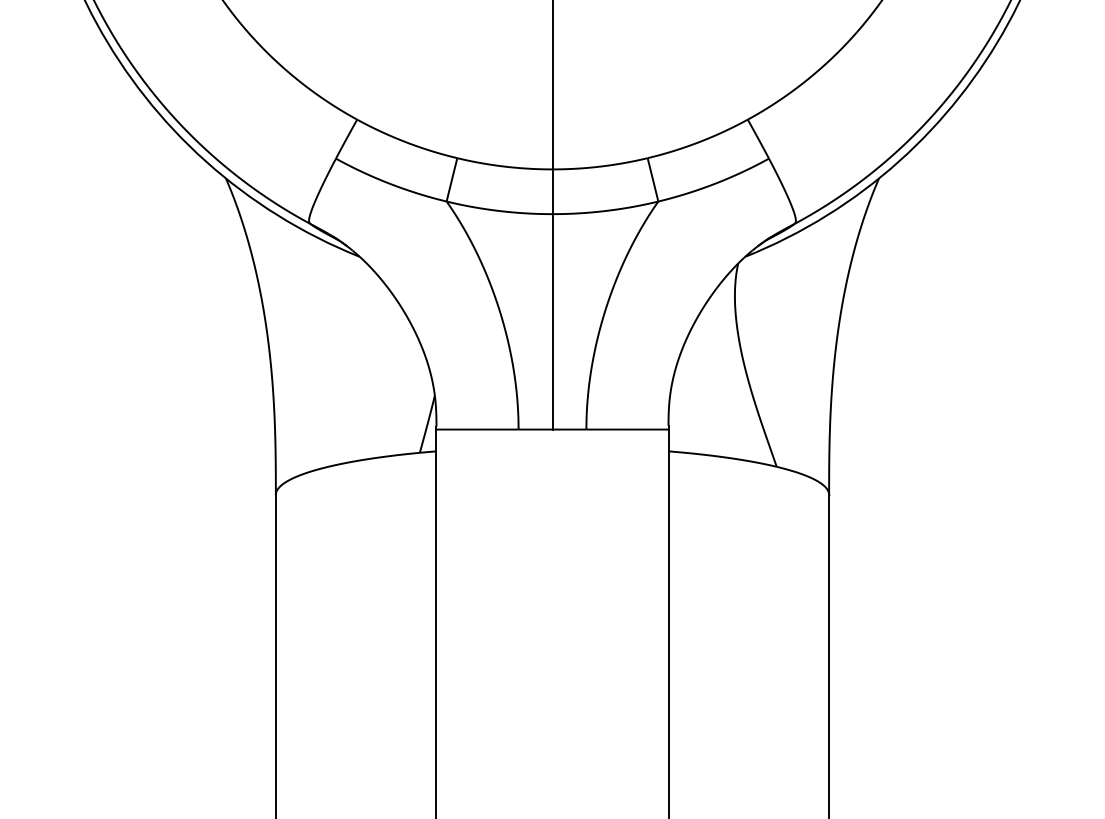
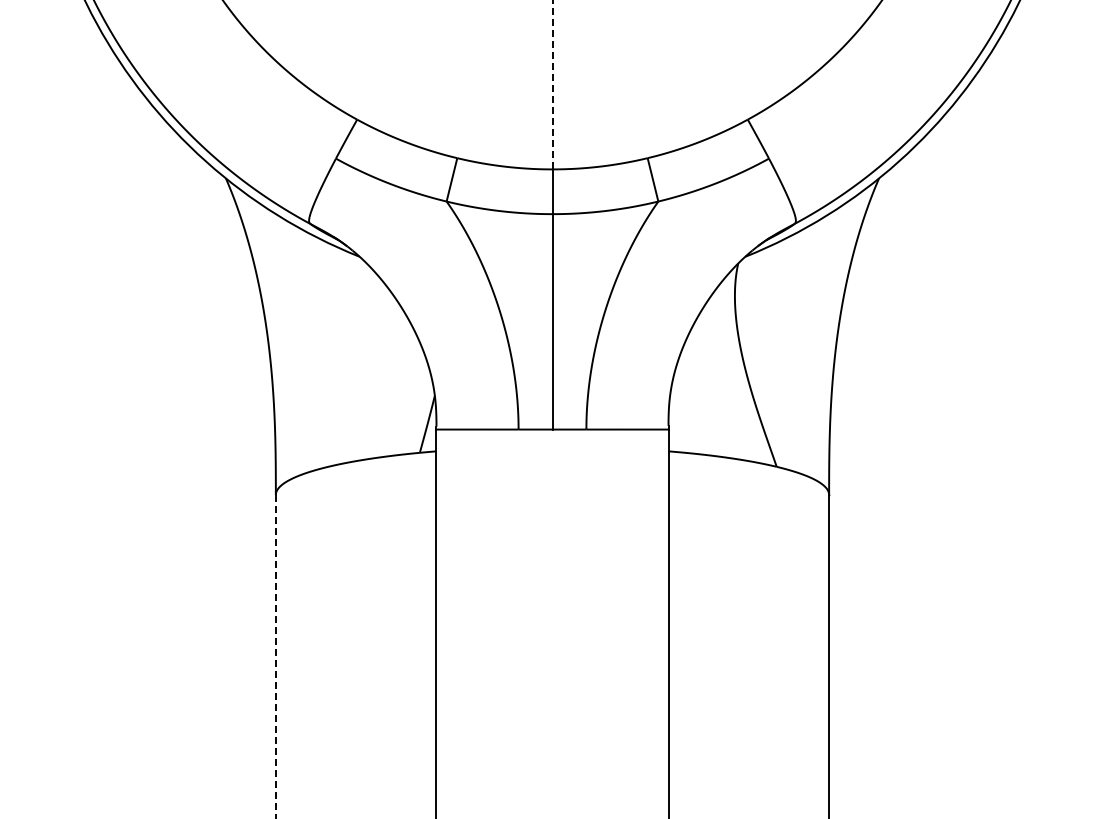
line: solid -> dashed (552, 84)
line: solid -> dashed (275, 656)
